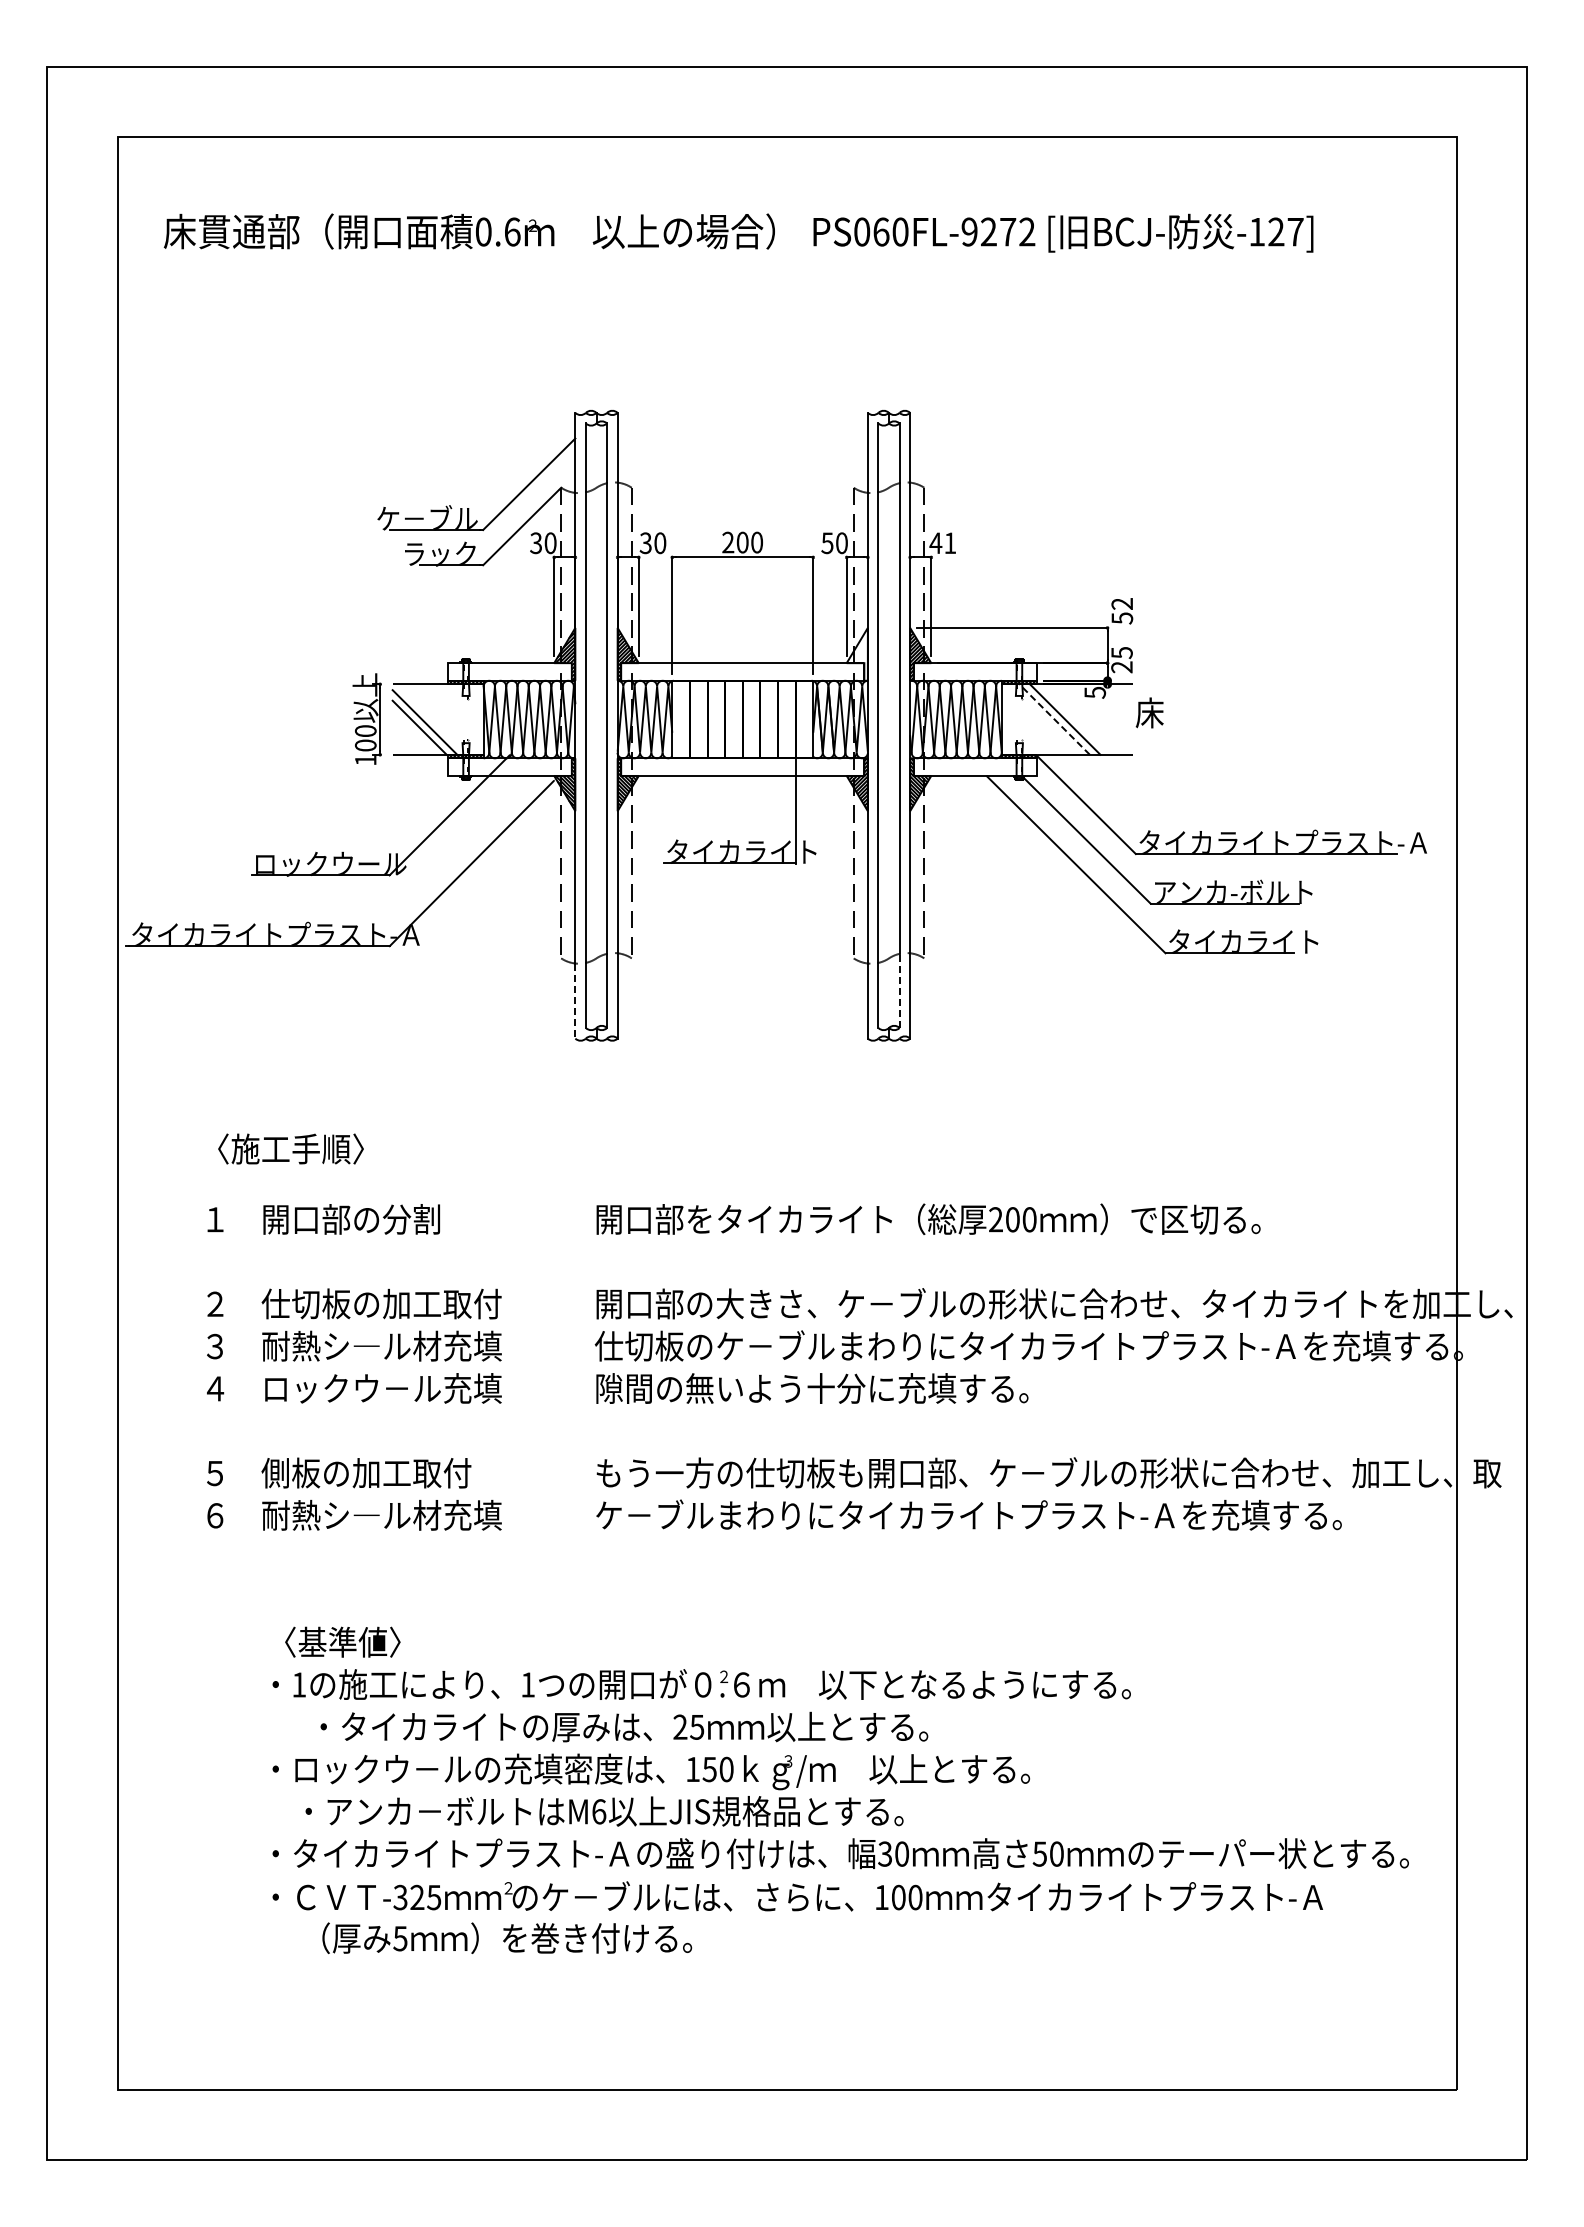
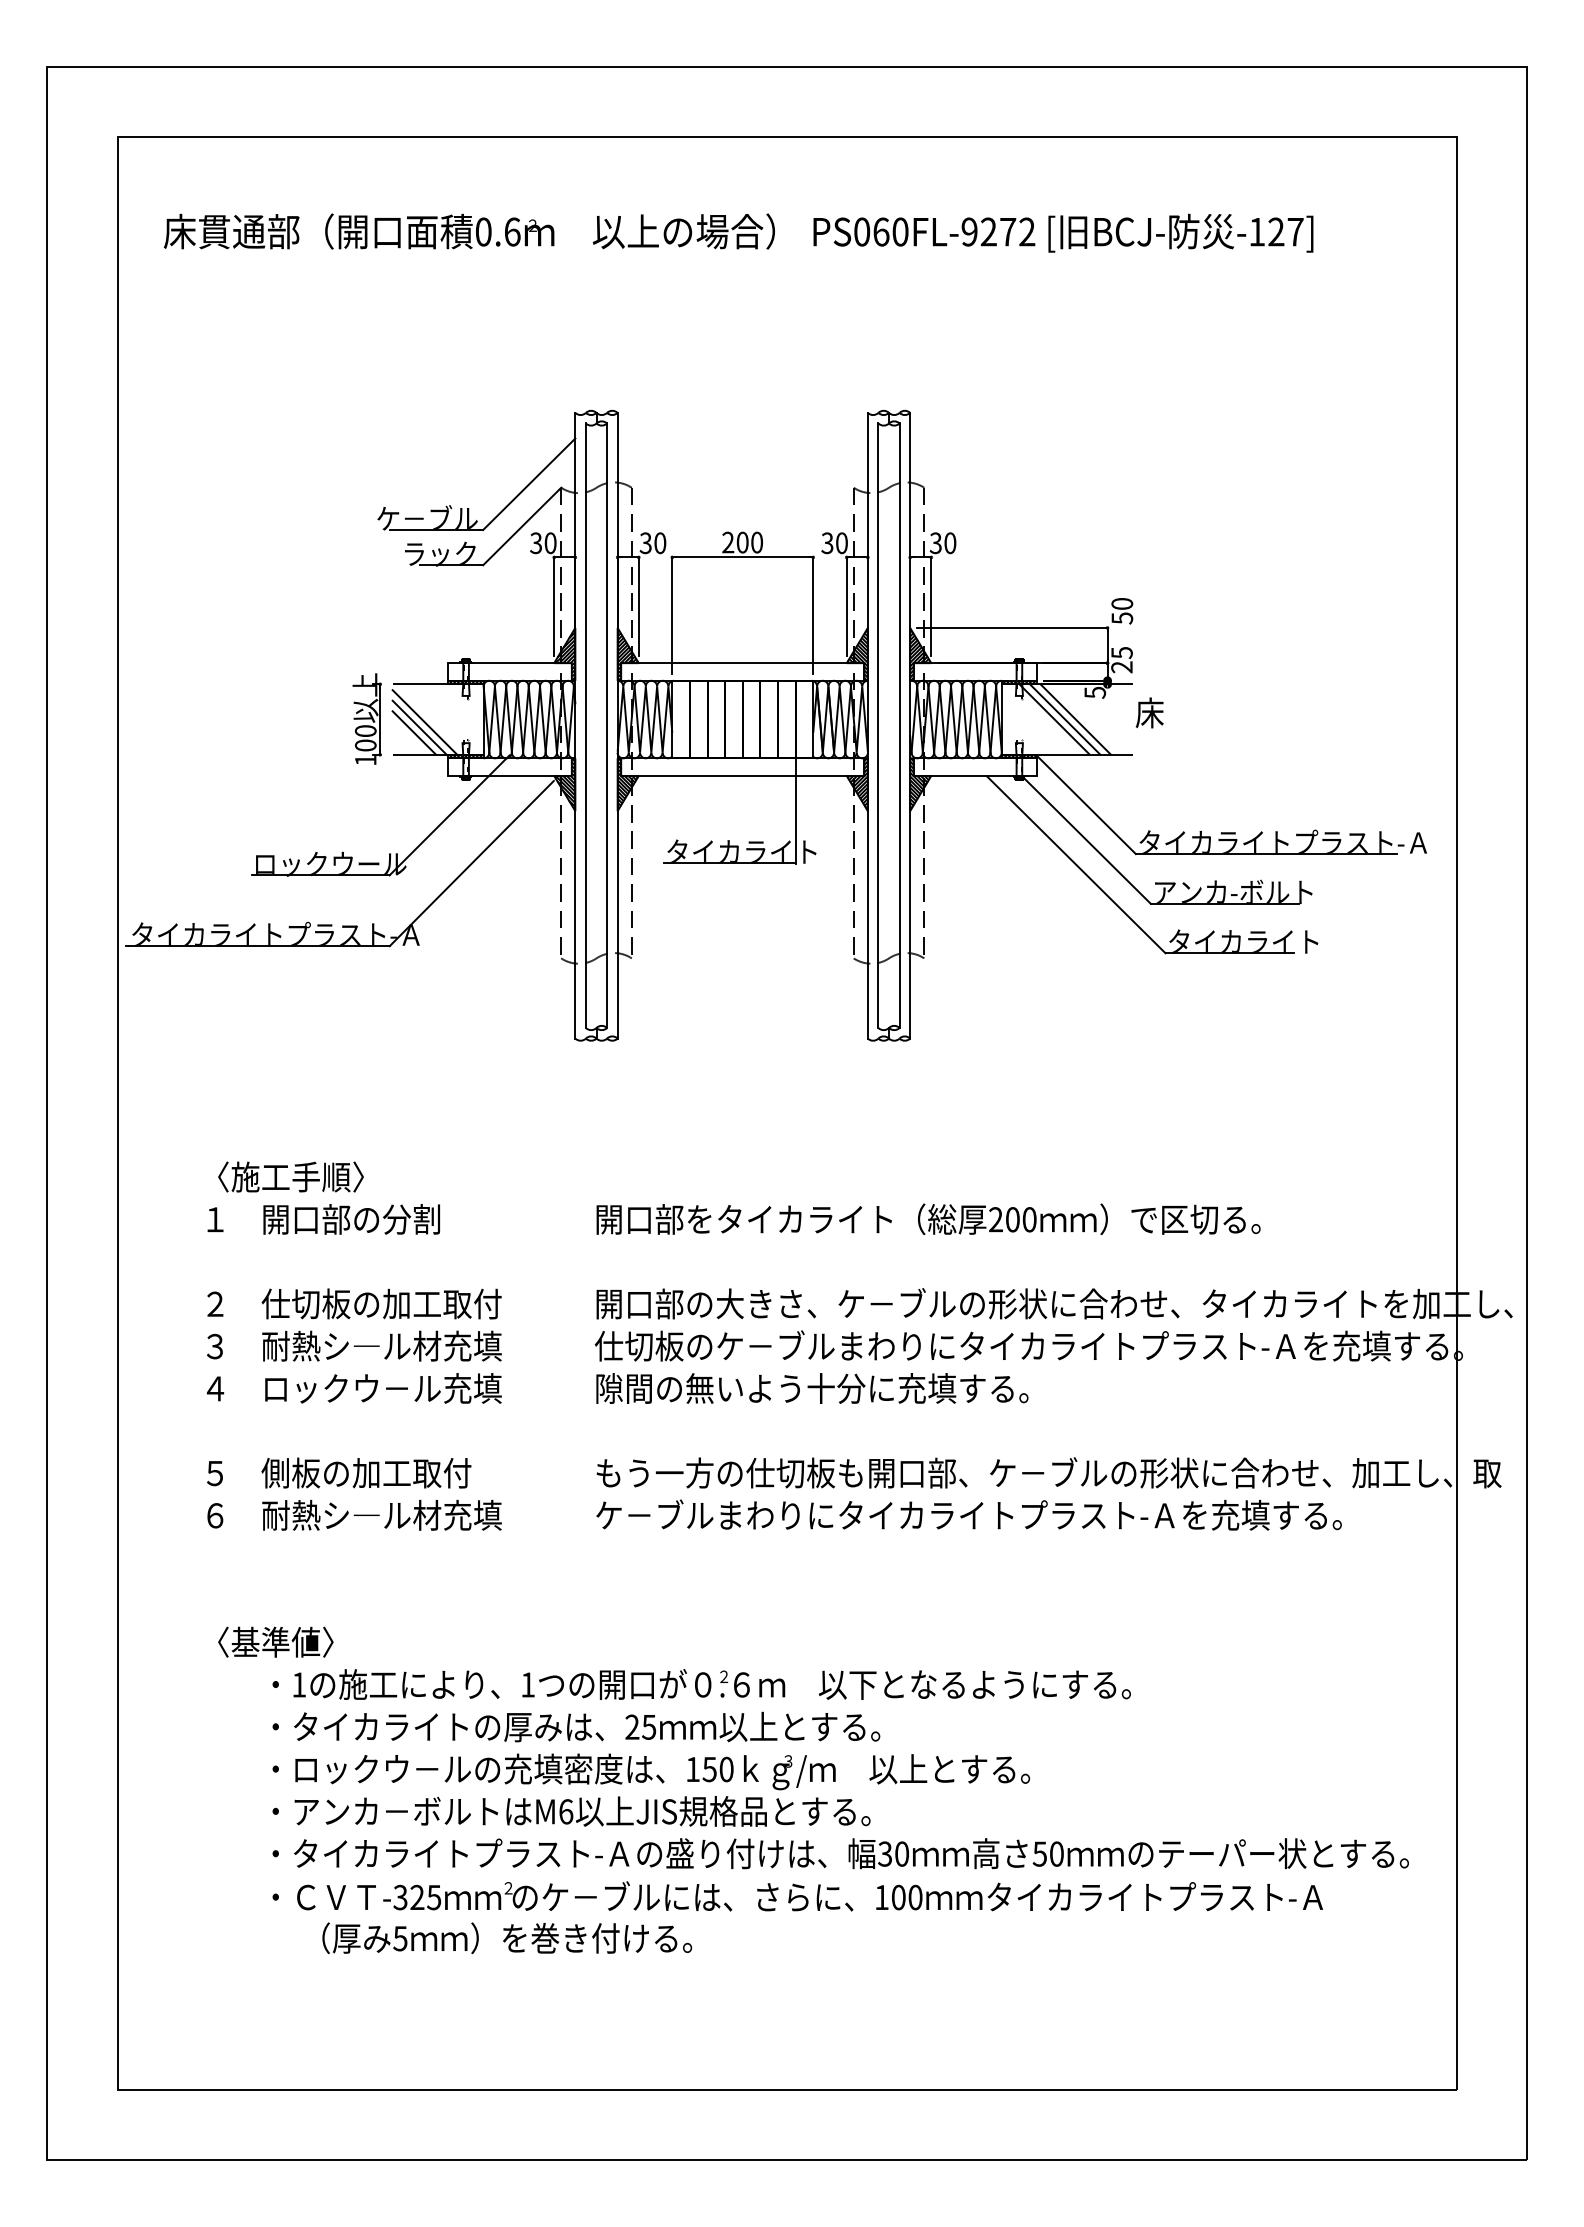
text: 50 -> 30 (827, 542)
text: 41 -> 30 (942, 543)
text: 52 -> 50 (1122, 603)
hatch: none -> present (857, 654)
line: dashed -> solid (1054, 719)
line: none -> present (1075, 719)
line: none -> present (414, 732)
line: dashed -> solid (899, 990)
line: dashed -> solid (575, 1001)
text position: (290, 1148) -> (290, 1176) (290, 1176)
text position: (342, 1641) -> (275, 1641) (275, 1641)
text position: (624, 1726) -> (576, 1726) (576, 1726)
text position: (604, 1811) -> (571, 1811) (571, 1811)
